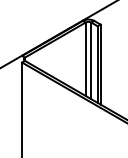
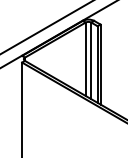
line: none -> present (46, 27)
